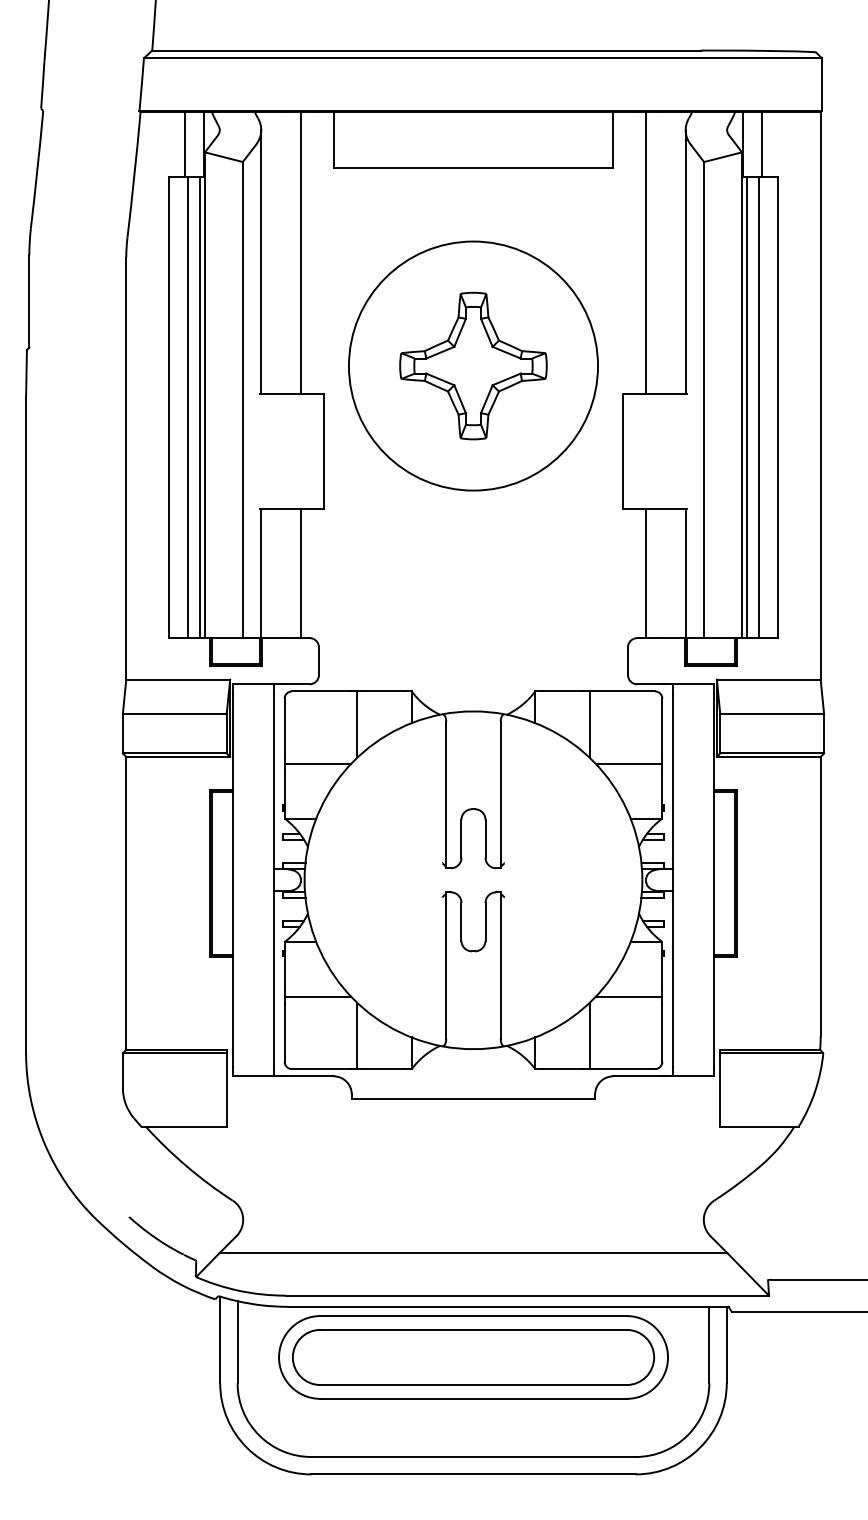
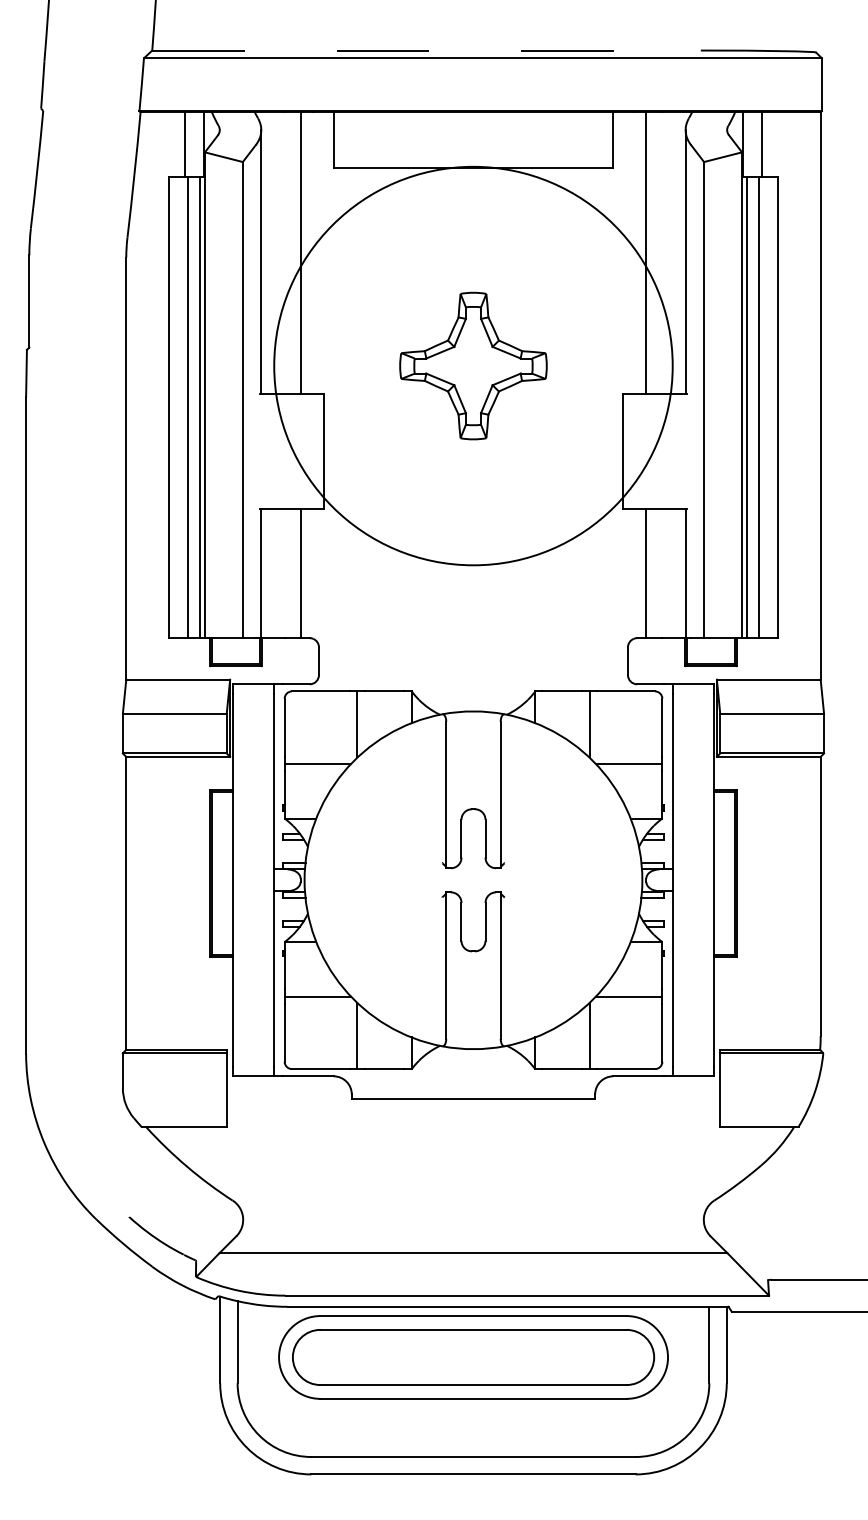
line: solid -> dashed (427, 50)
circle diameter: 249 px -> 398 px (473, 365)
